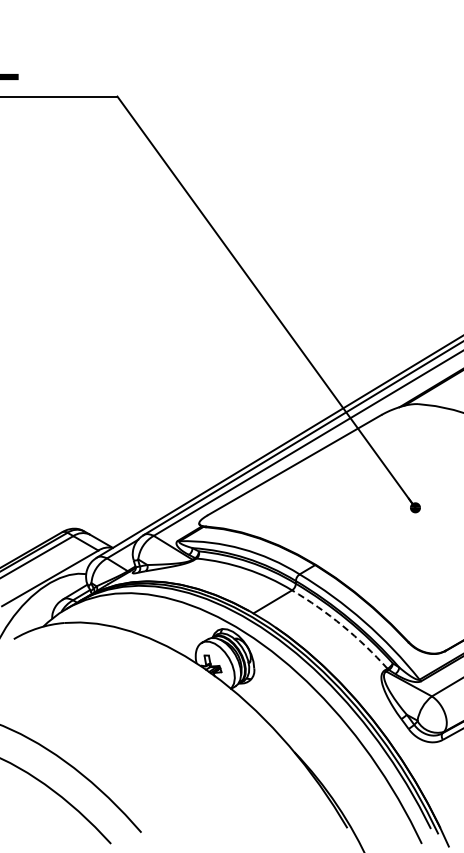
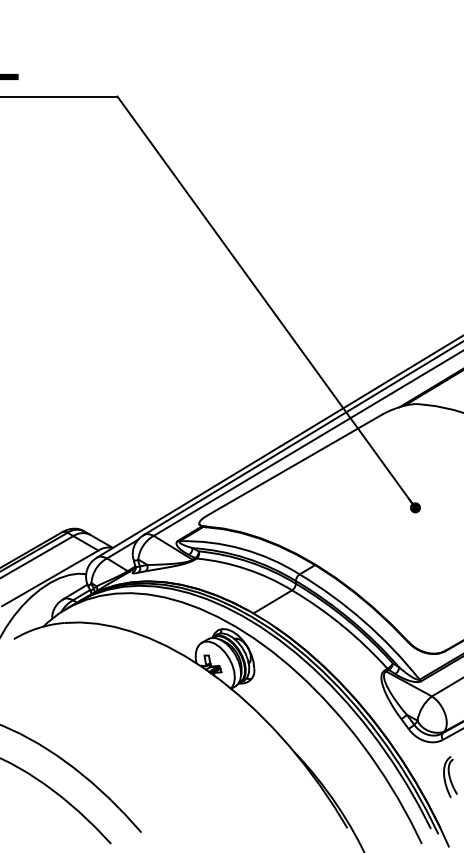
arc: dashed -> solid (342, 625)
part: none -> present (450, 776)
